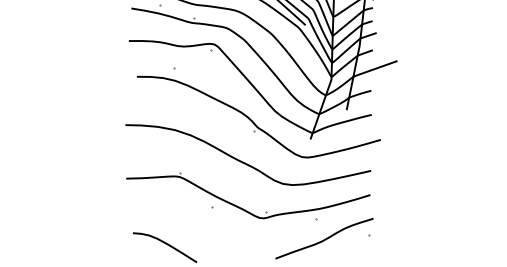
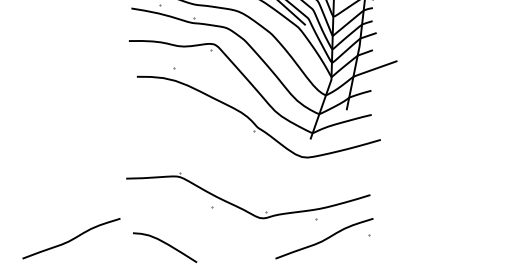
curve: present -> none (245, 162)
curve: none -> present (72, 238)
